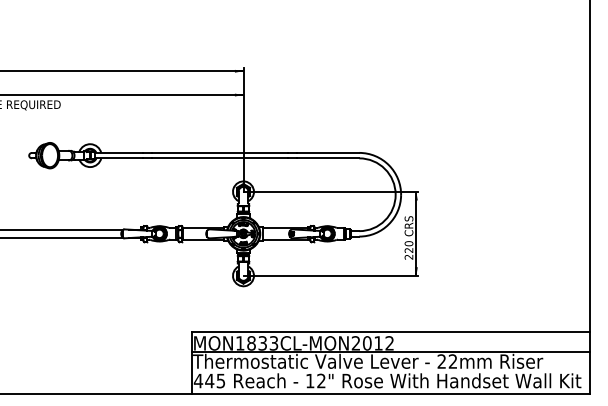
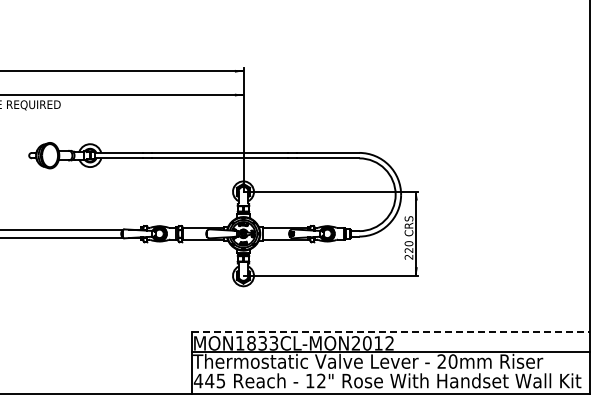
line: solid -> dashed (391, 332)
text: 22mm -> 20mm (452, 361)
